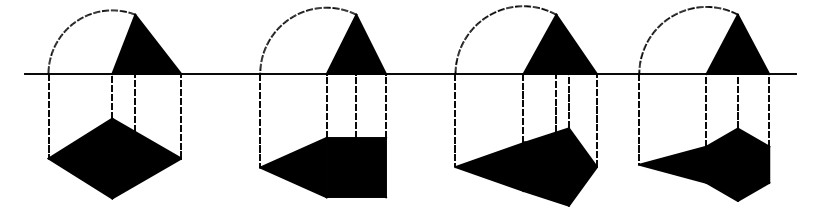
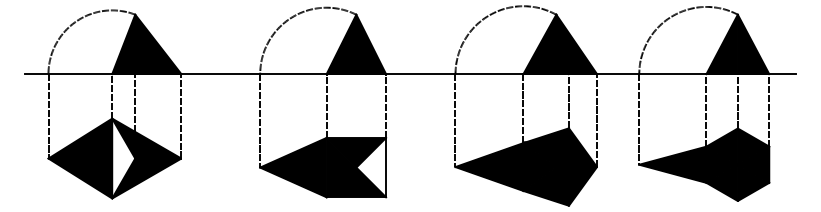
line: present -> none (556, 103)
line: present -> none (356, 105)
fill: present -> none (123, 158)
fill: present -> none (371, 167)
